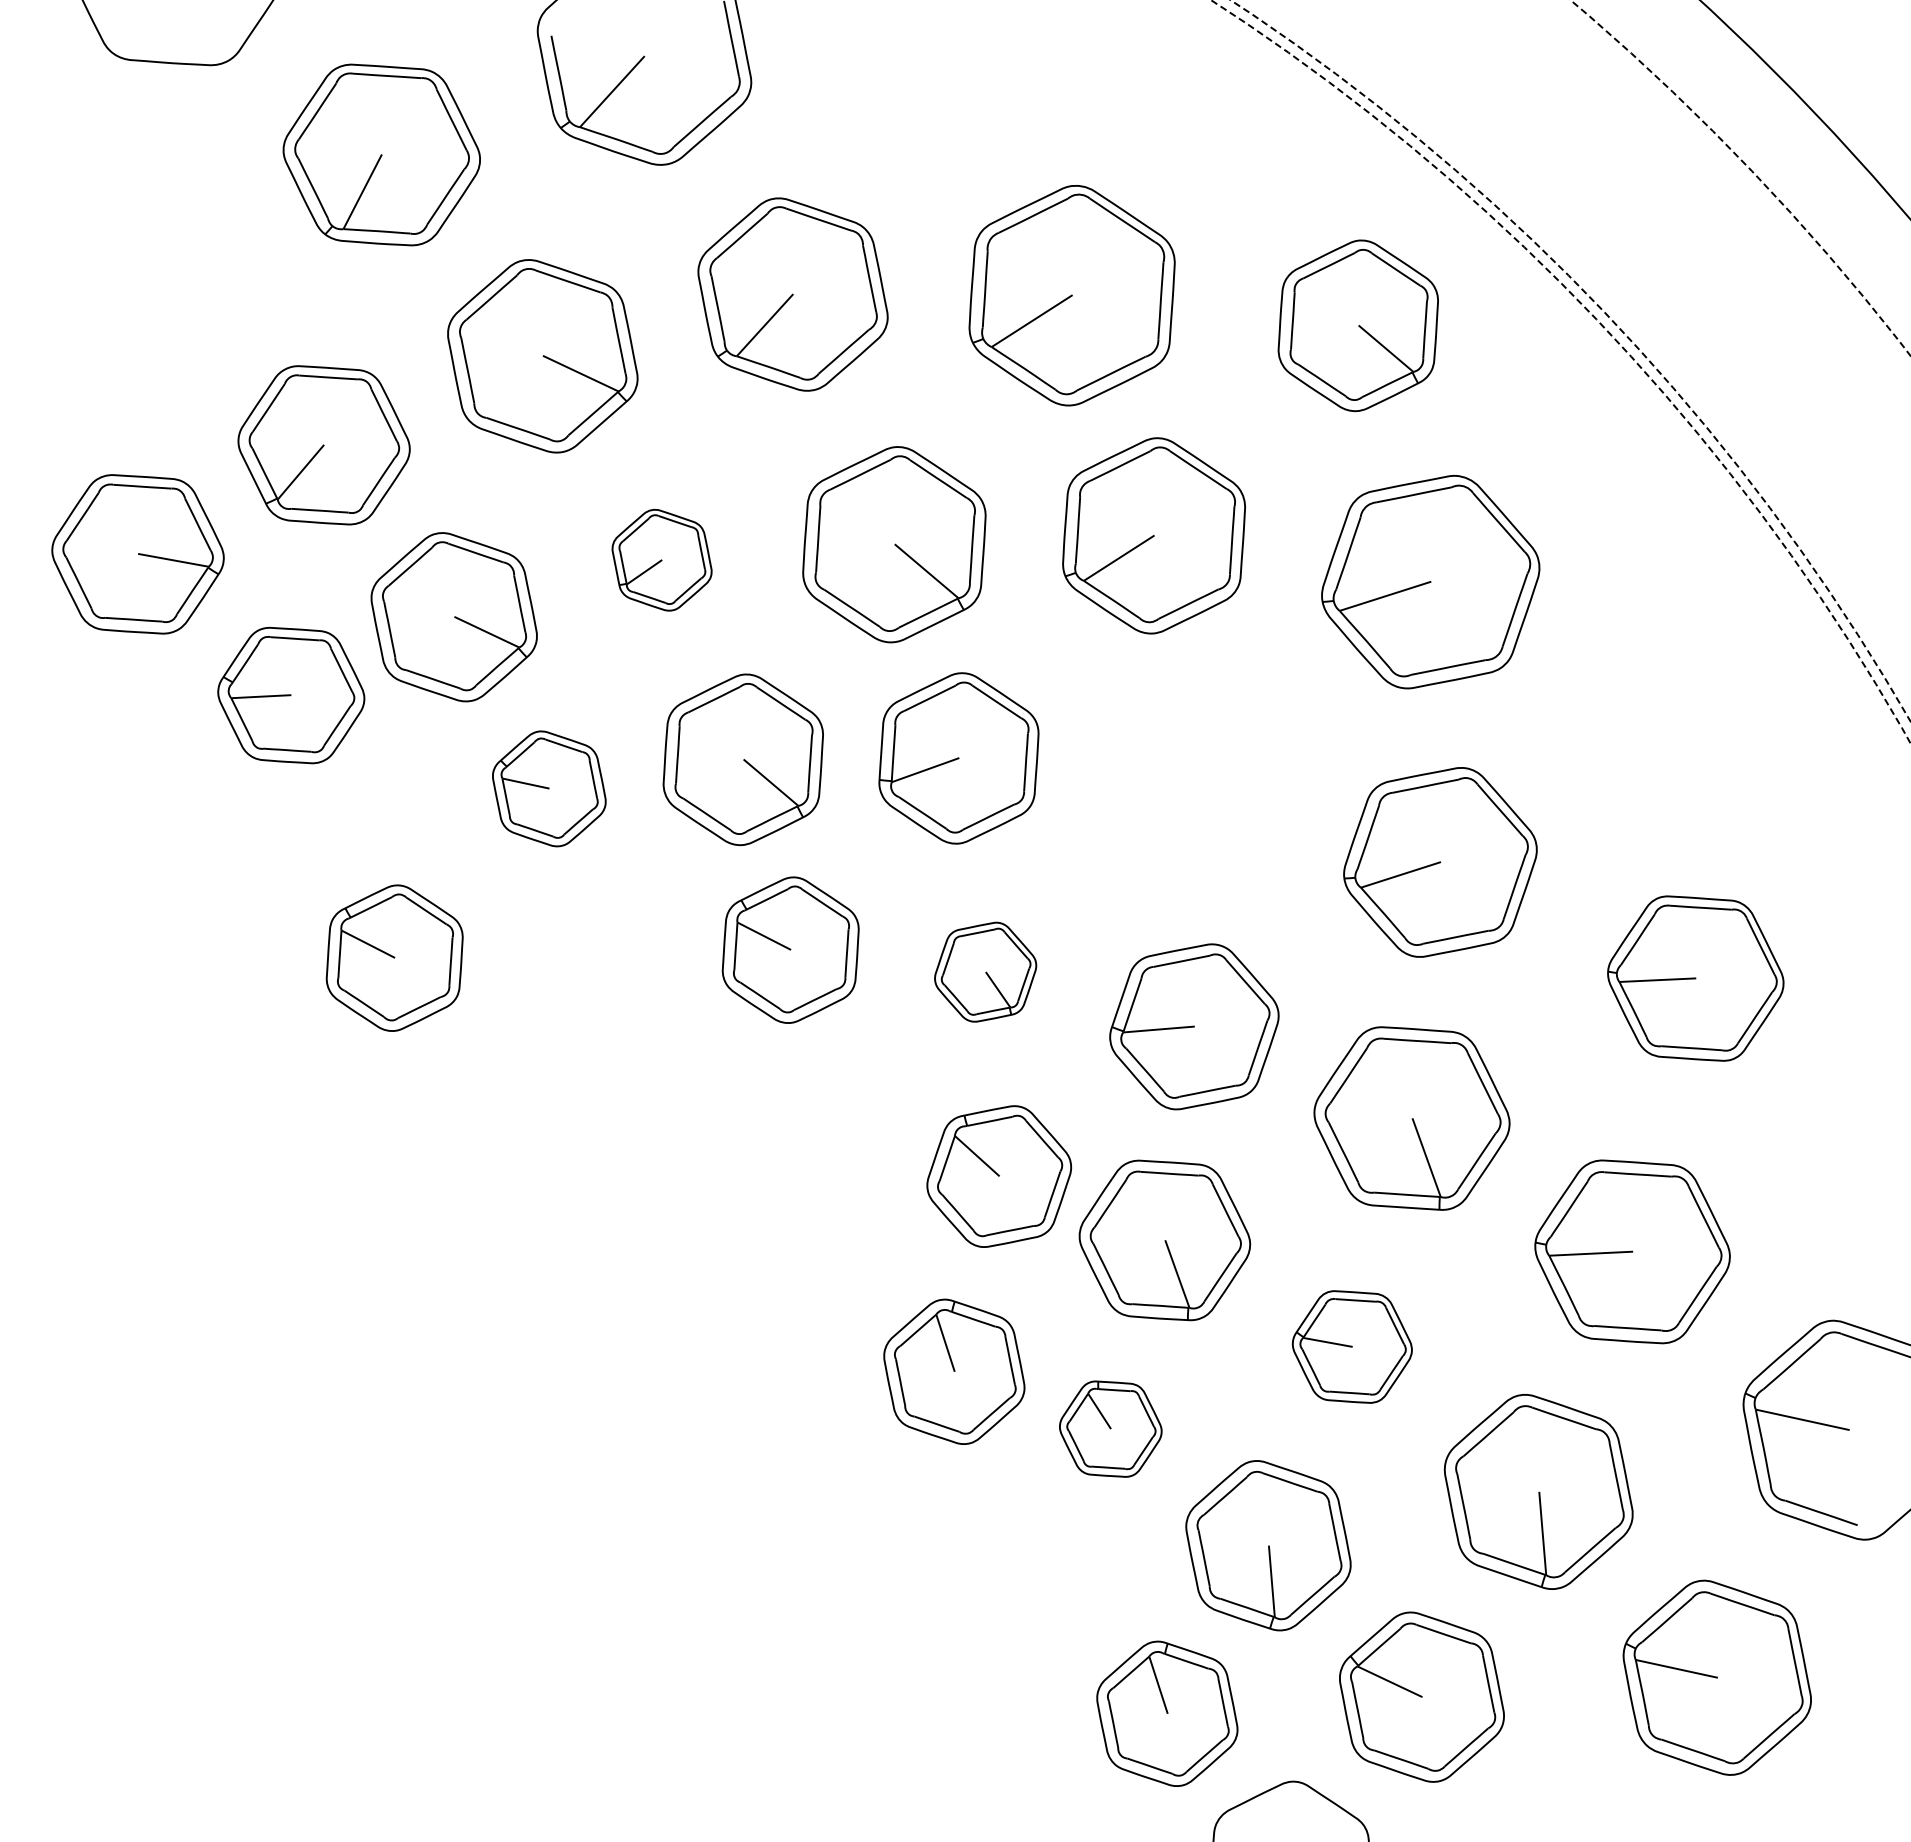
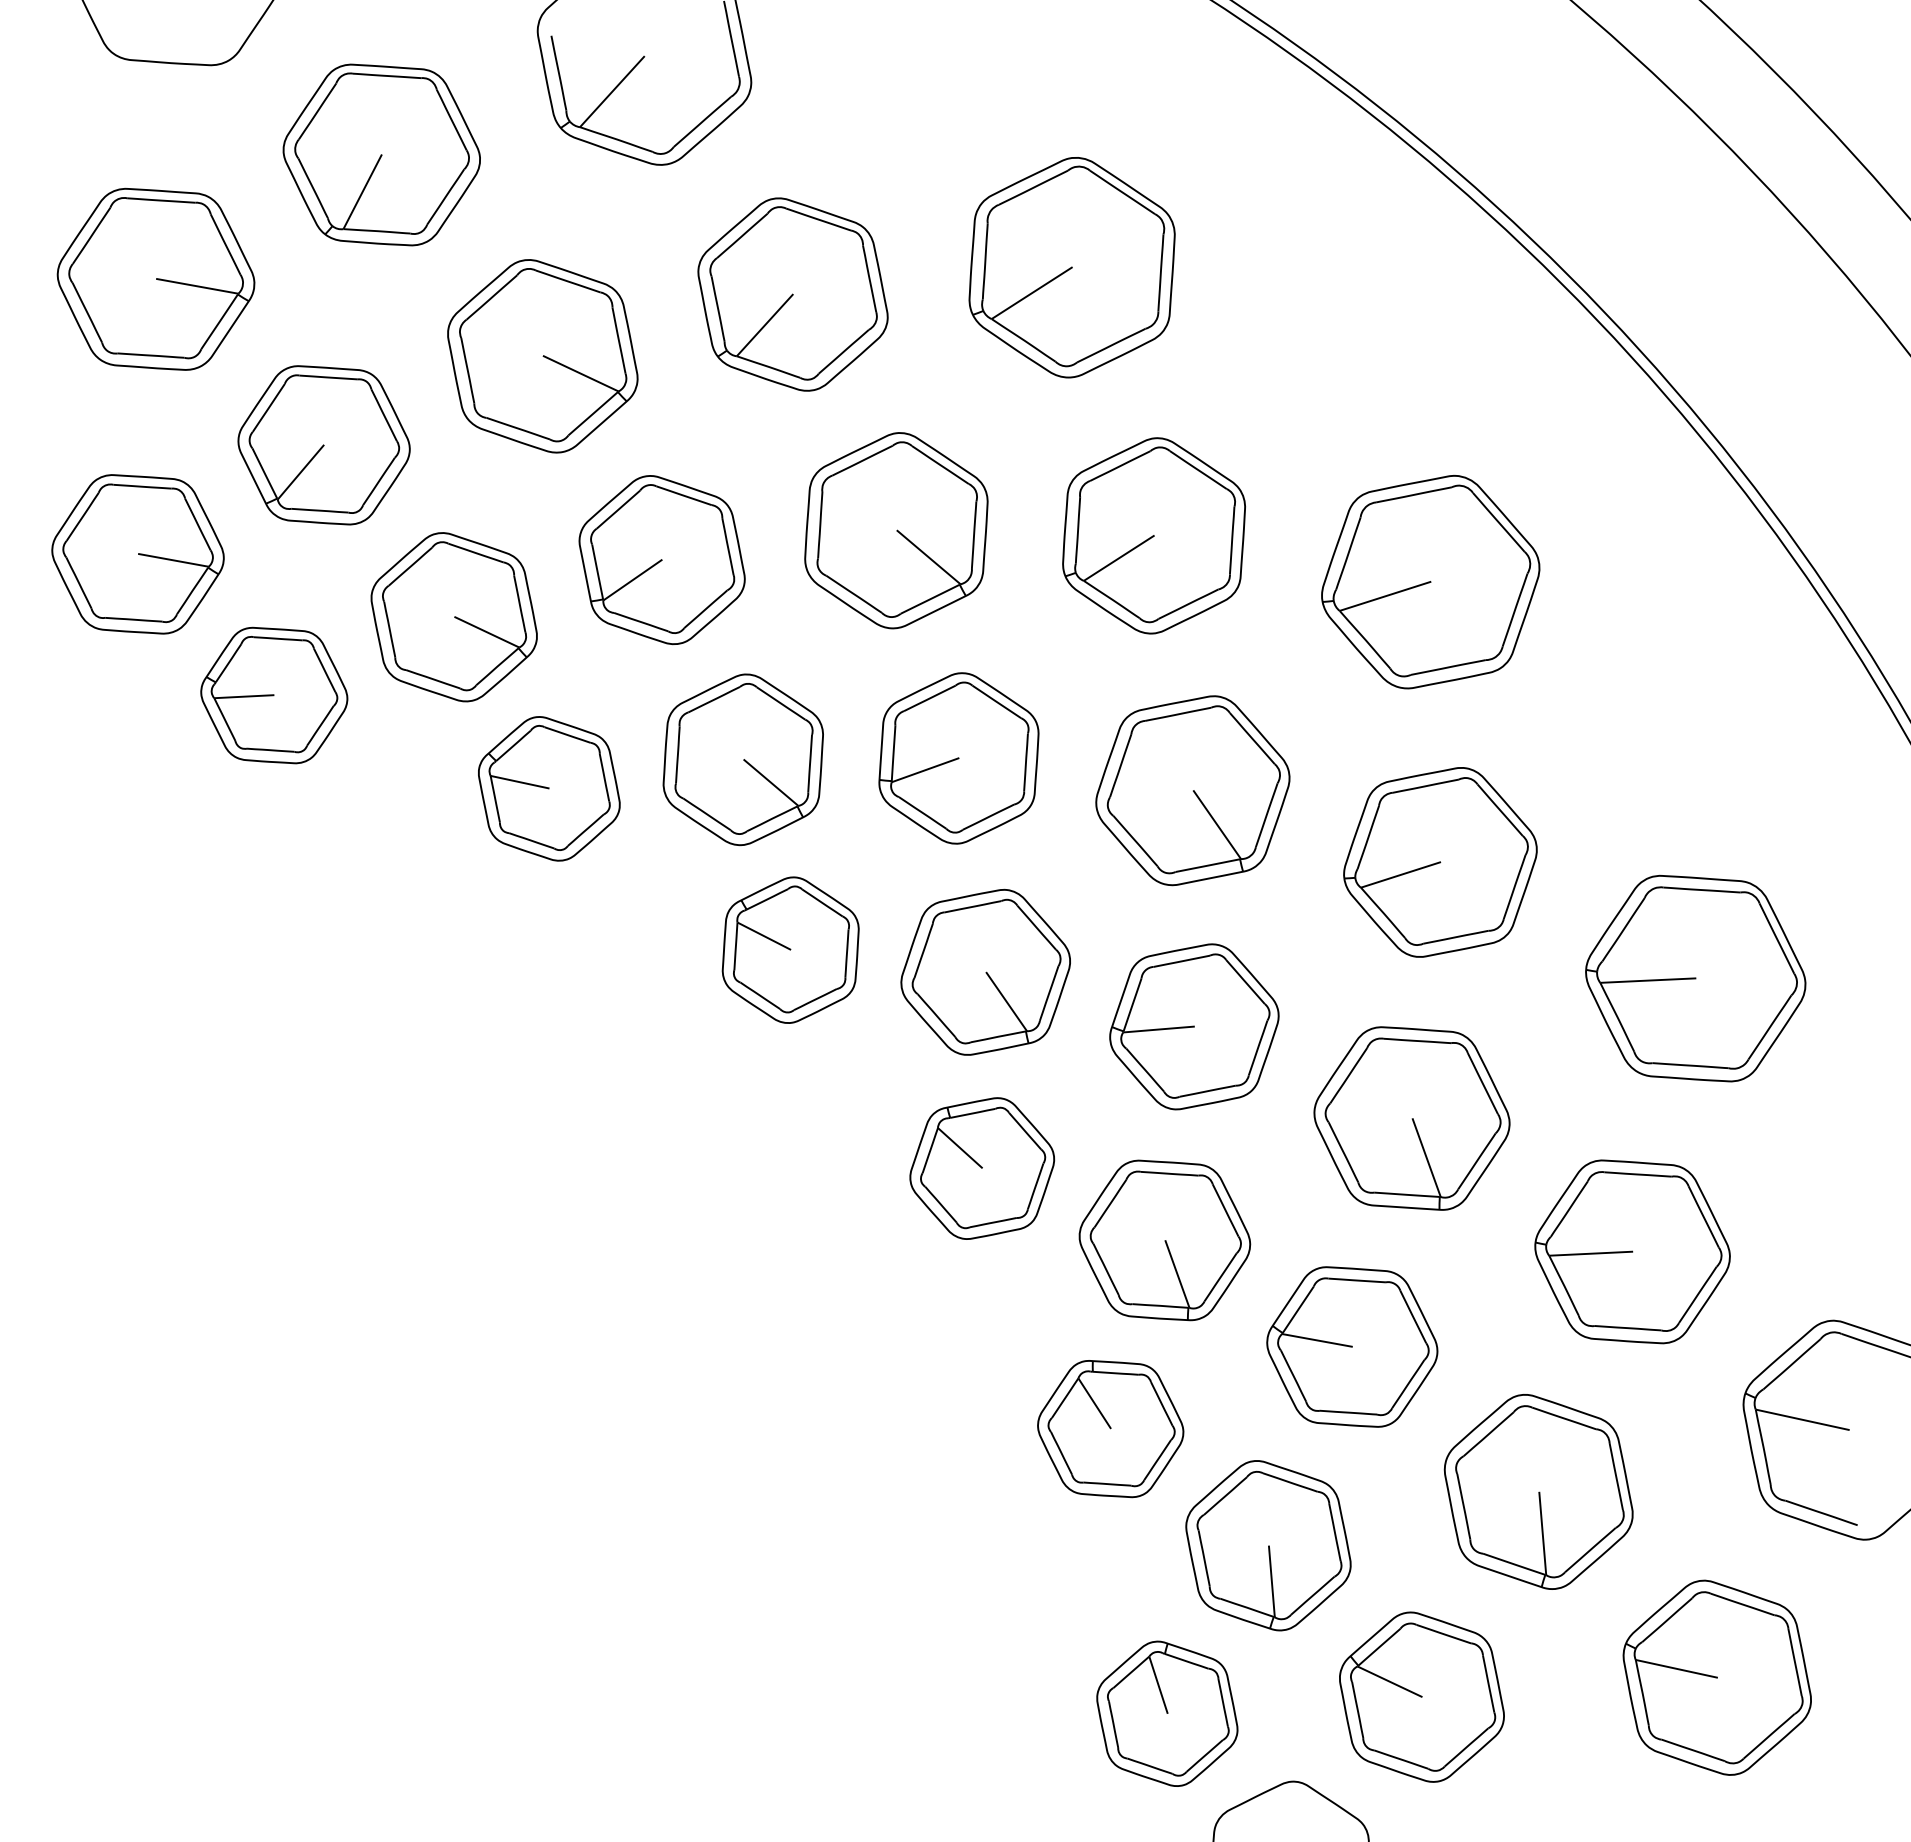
circle: dashed -> solid (1740, 177)
part: none -> present (155, 278)
part position: (1071, 295) -> (1071, 267) (1071, 267)
part: present -> none (1357, 325)
circle: dashed -> solid (1570, 360)
circle: dashed -> solid (1560, 371)
part position: (894, 544) -> (896, 530) (896, 530)
part size: 102x104 px -> 168x171 px (661, 560)
part position: (291, 695) -> (274, 695) (274, 695)
part size: 115x118 px -> 143x146 px (549, 788)
part: none -> present (1192, 790)
part: present -> none (394, 957)
part size: 104x102 px -> 171x168 px (985, 971)
part size: 178x167 px -> 222x209 px (1695, 978)
part position: (999, 1176) -> (982, 1168) (982, 1168)
part size: 122x114 px -> 173x162 px (1352, 1346)
part: present -> none (954, 1371)
part size: 104x98 px -> 148x139 px (1110, 1429)
